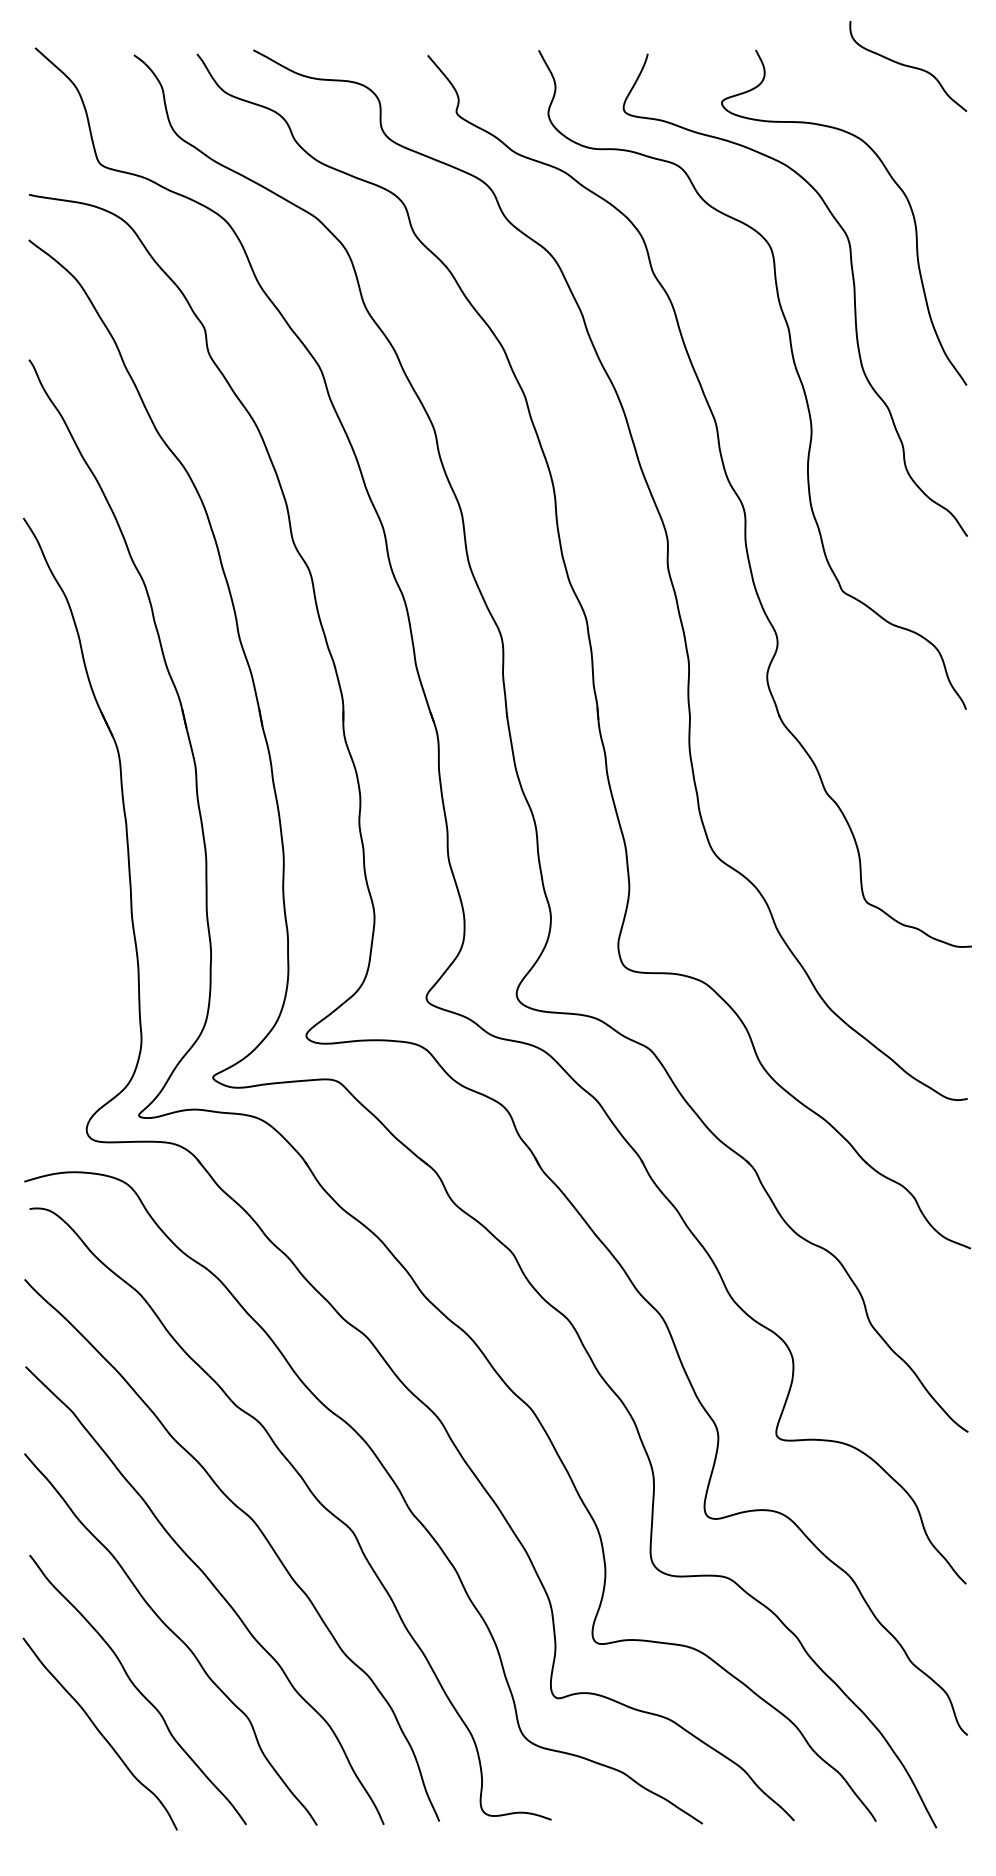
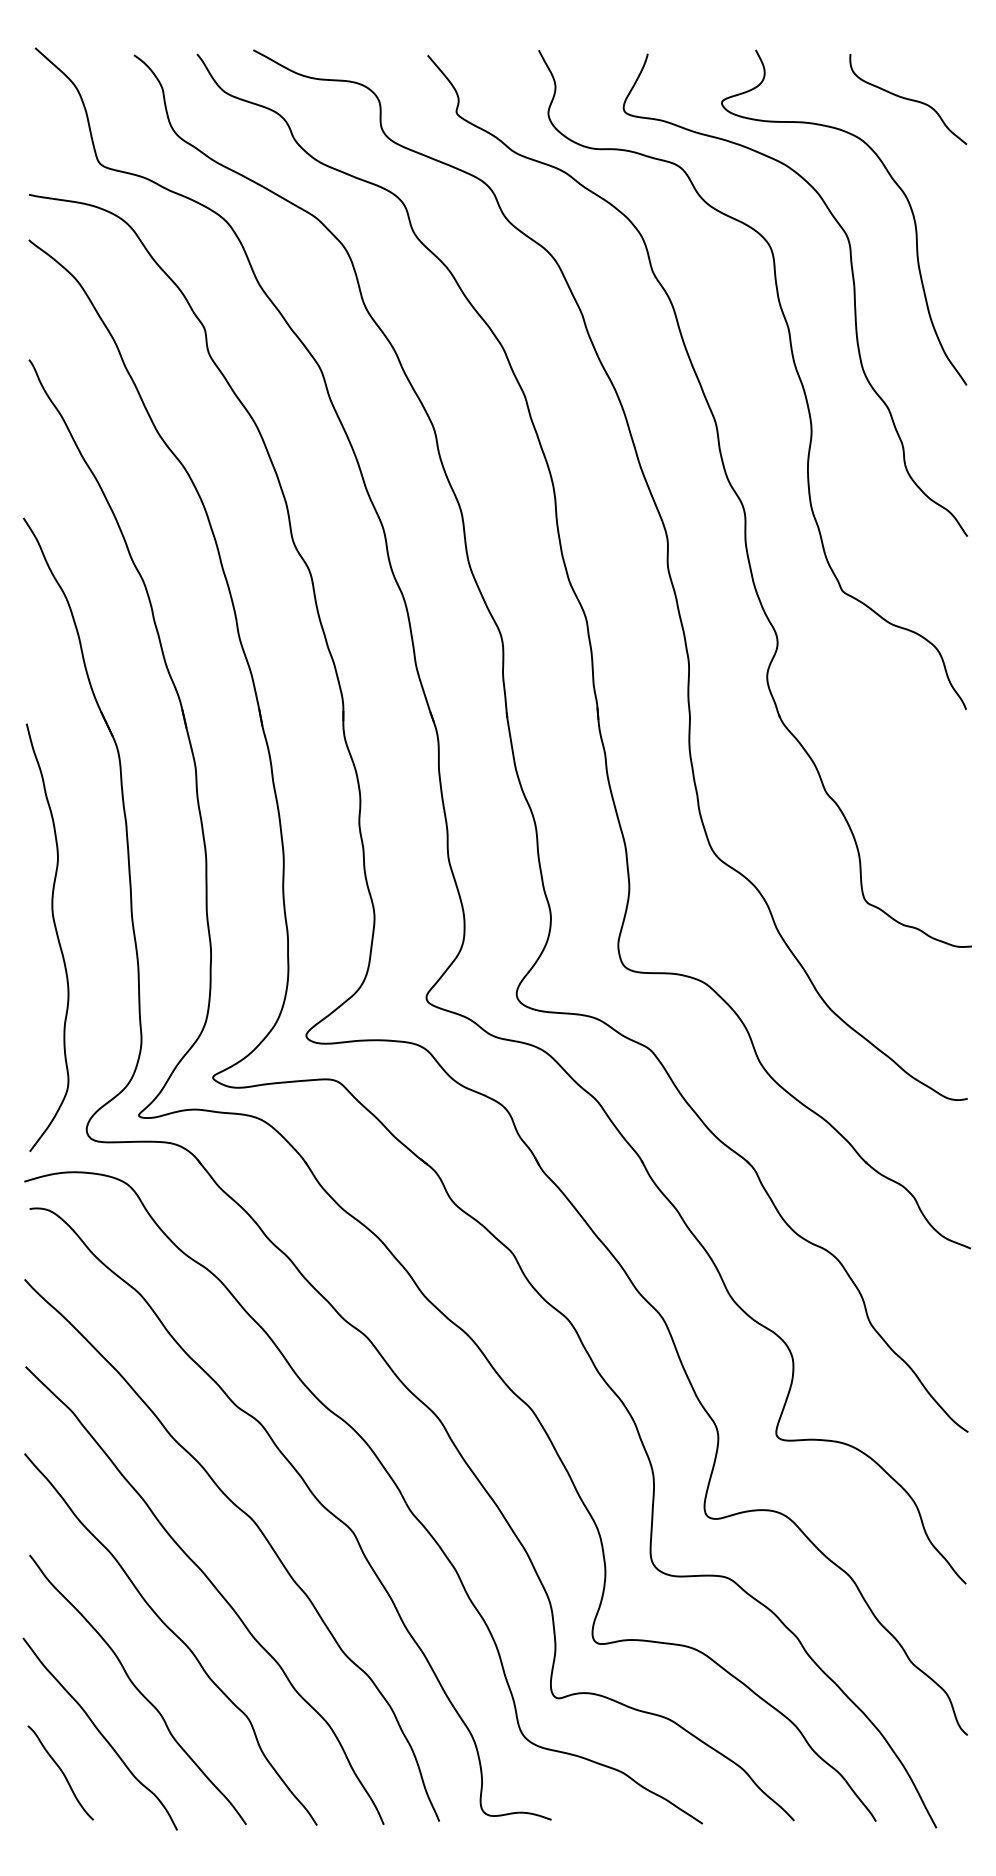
curve position: (908, 66) -> (908, 99) (908, 99)
curve: none -> present (56, 936)
curve: none -> present (60, 1771)
